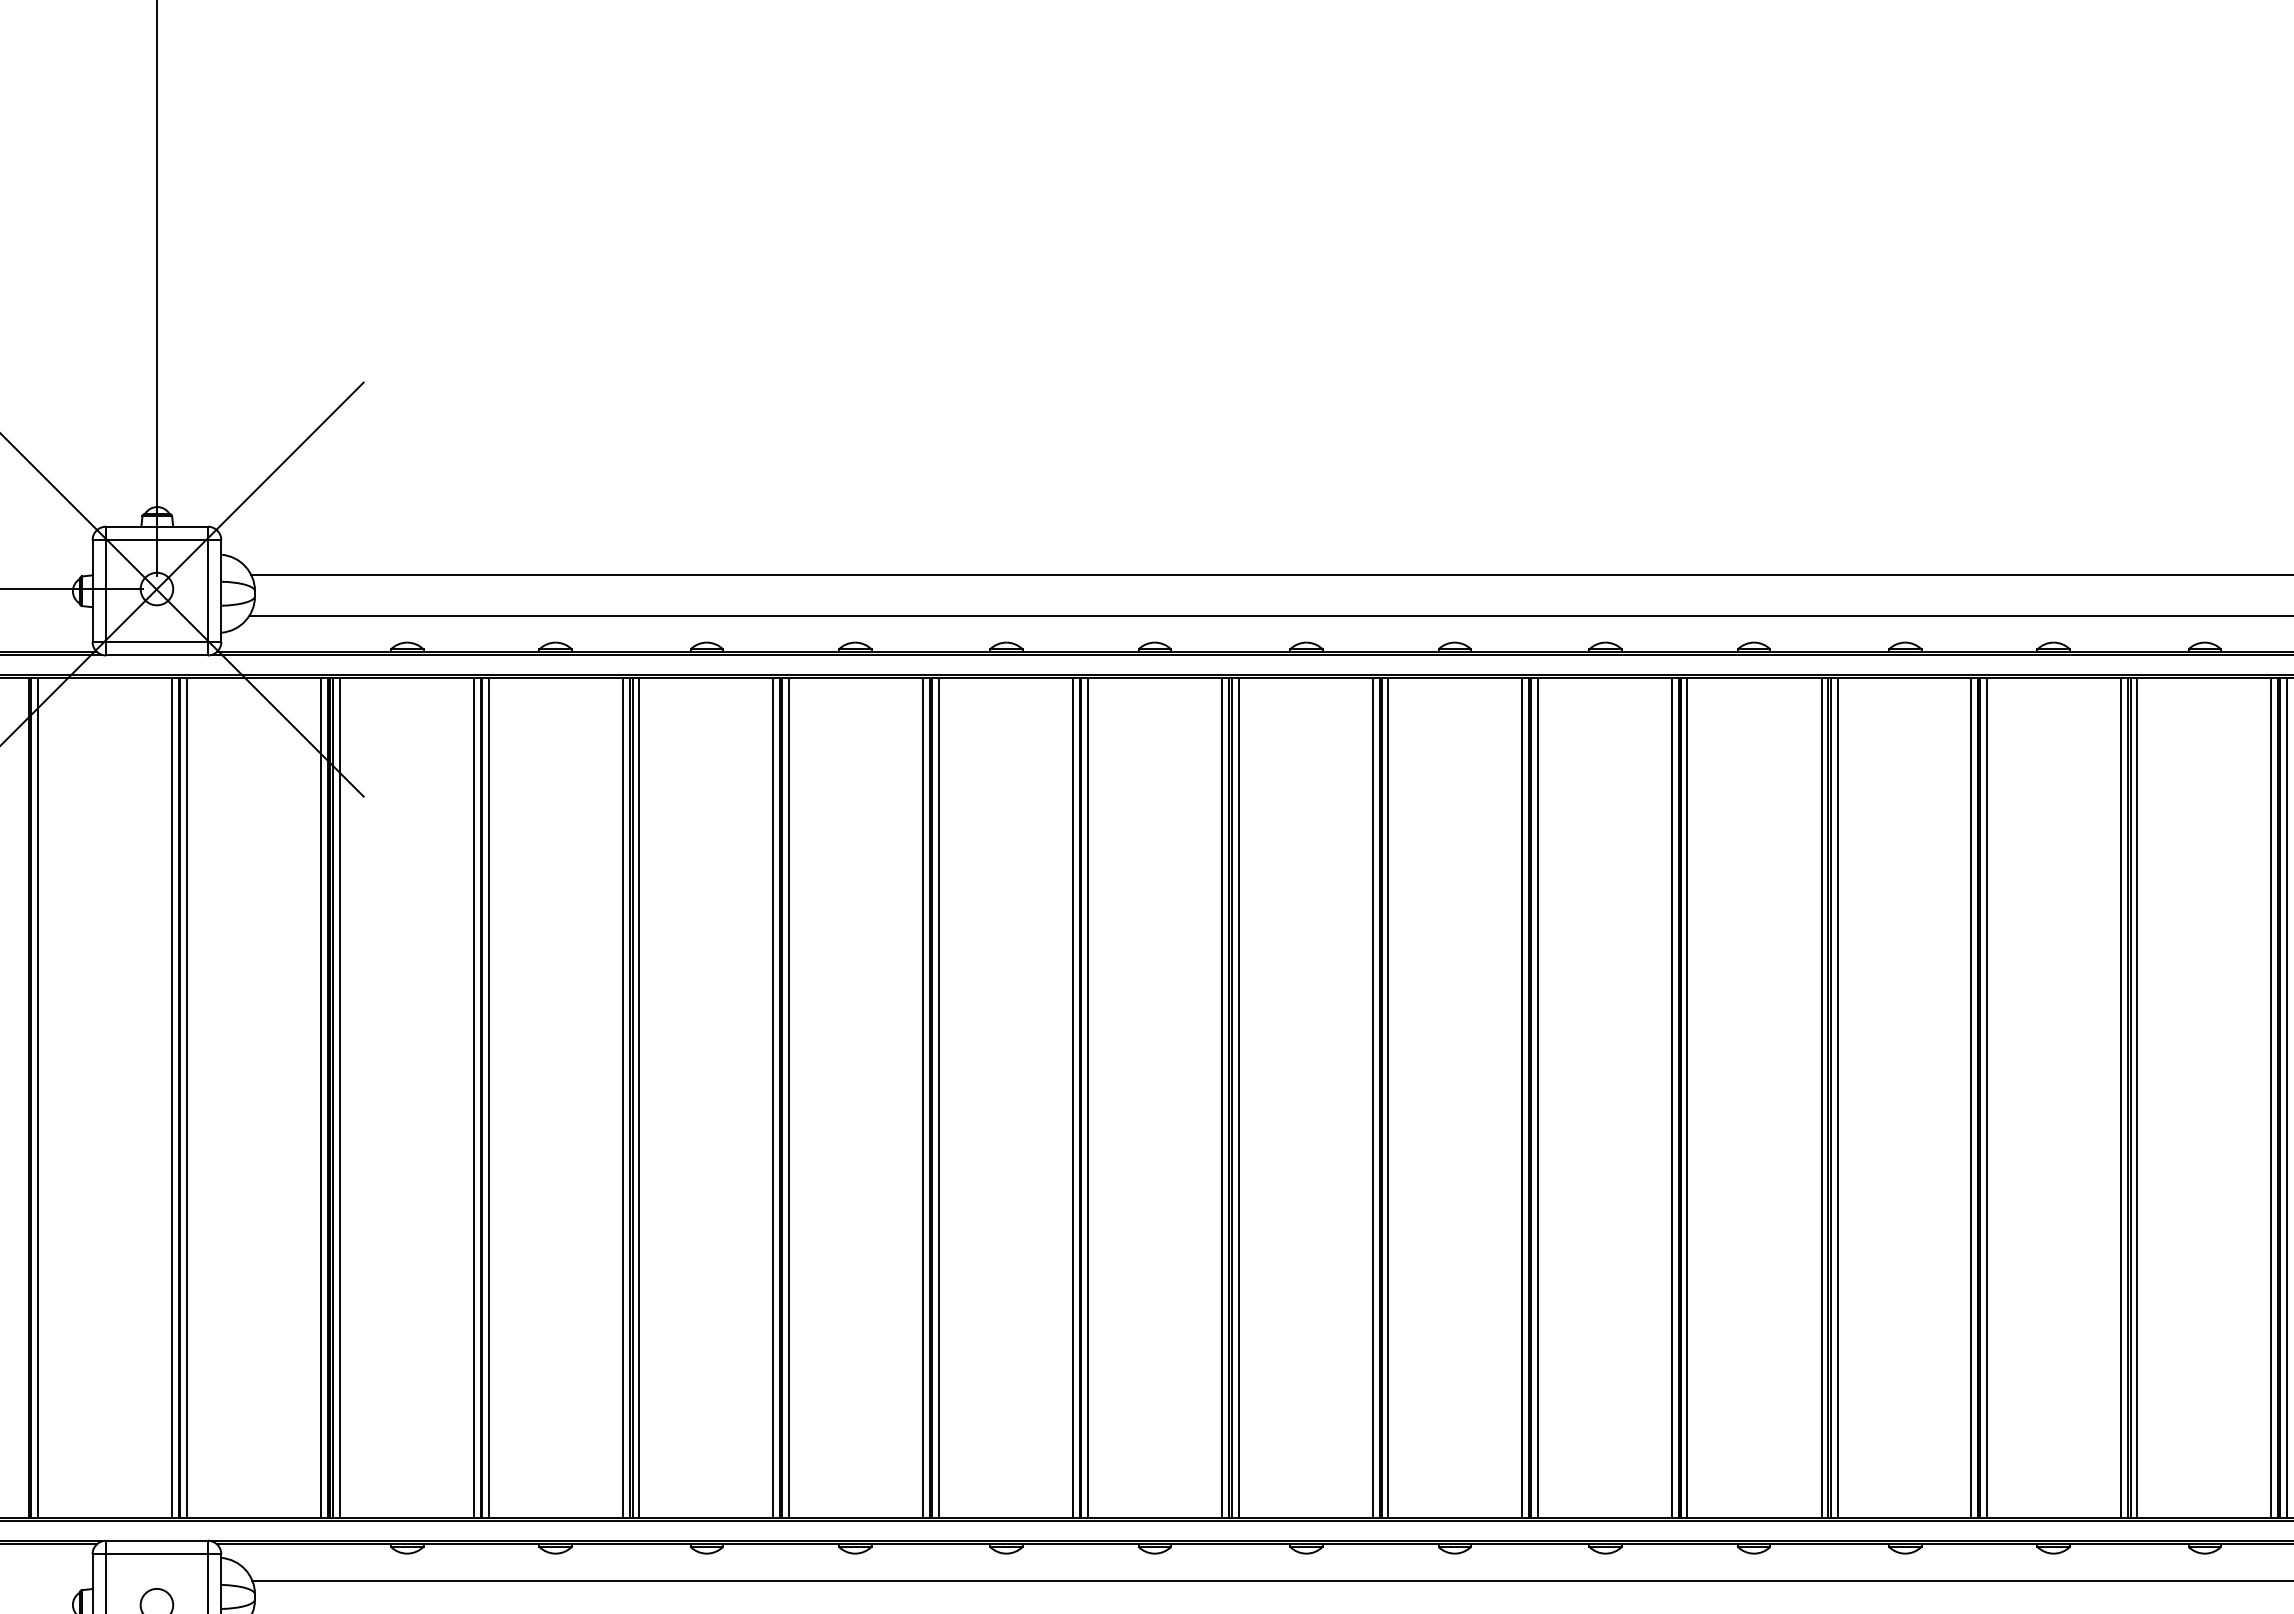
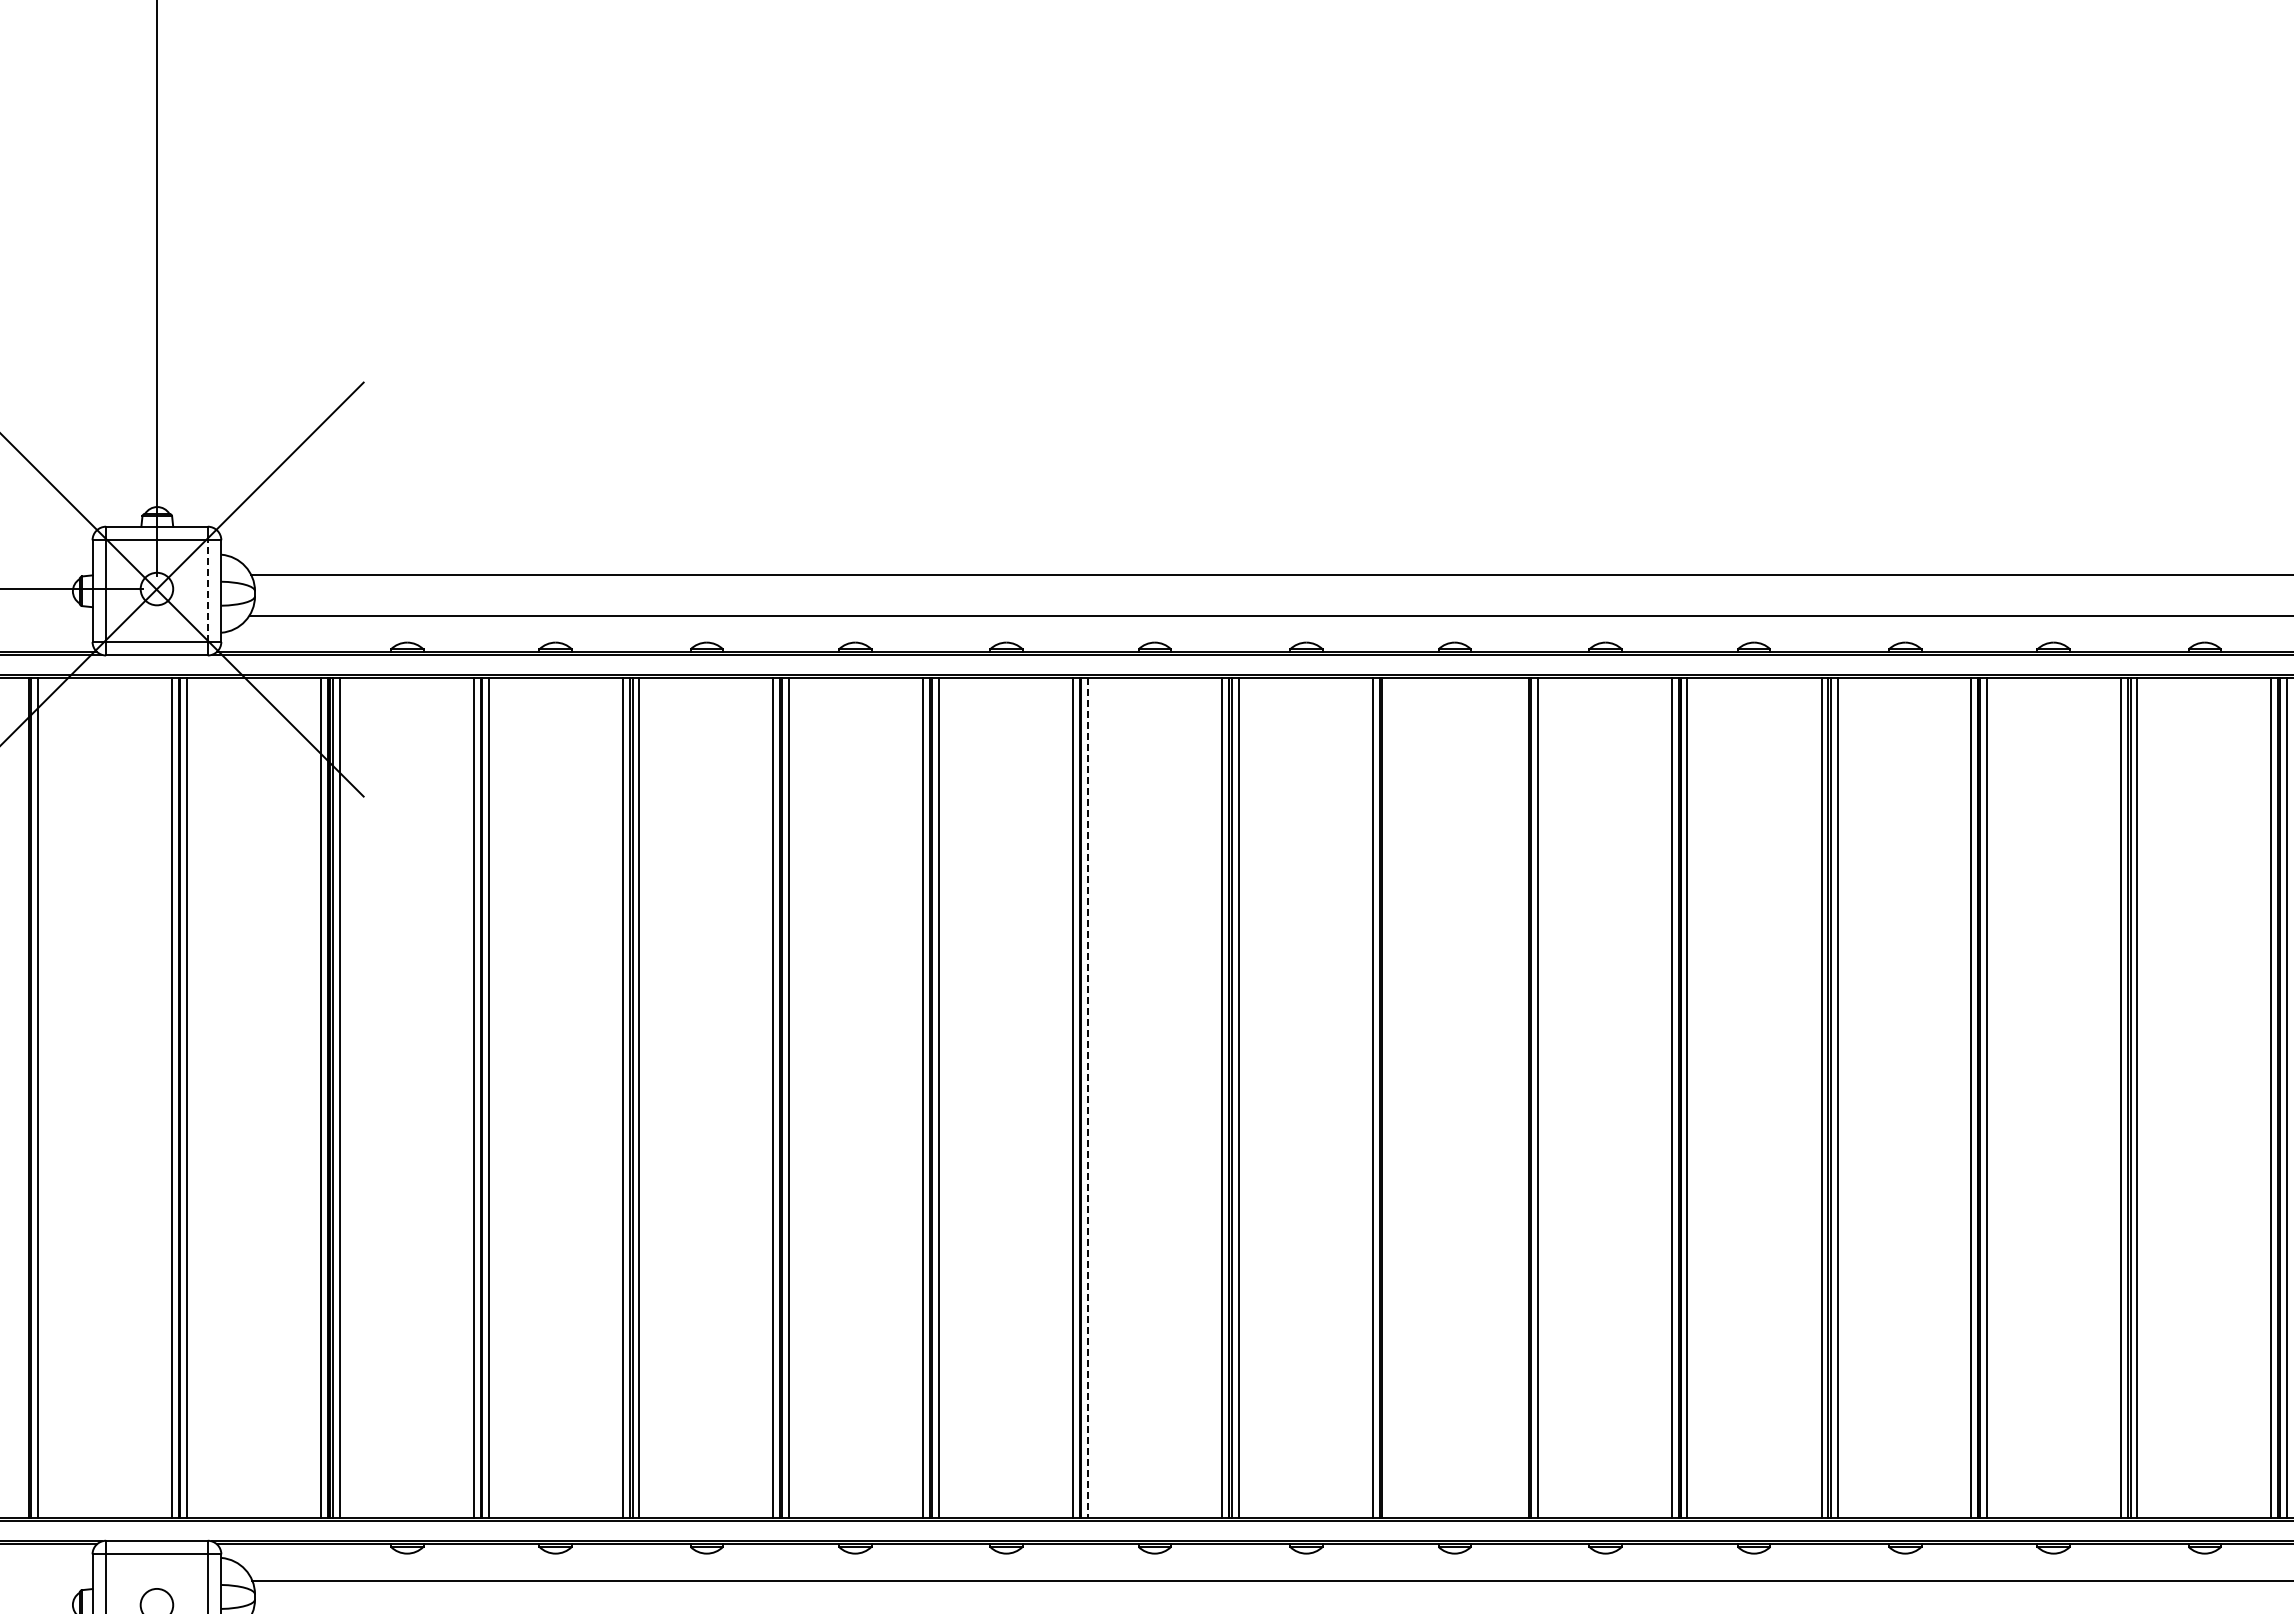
line: solid -> dashed (207, 591)
line: present -> none (1388, 1097)
line: present -> none (1521, 1097)
line: solid -> dashed (1087, 1098)
